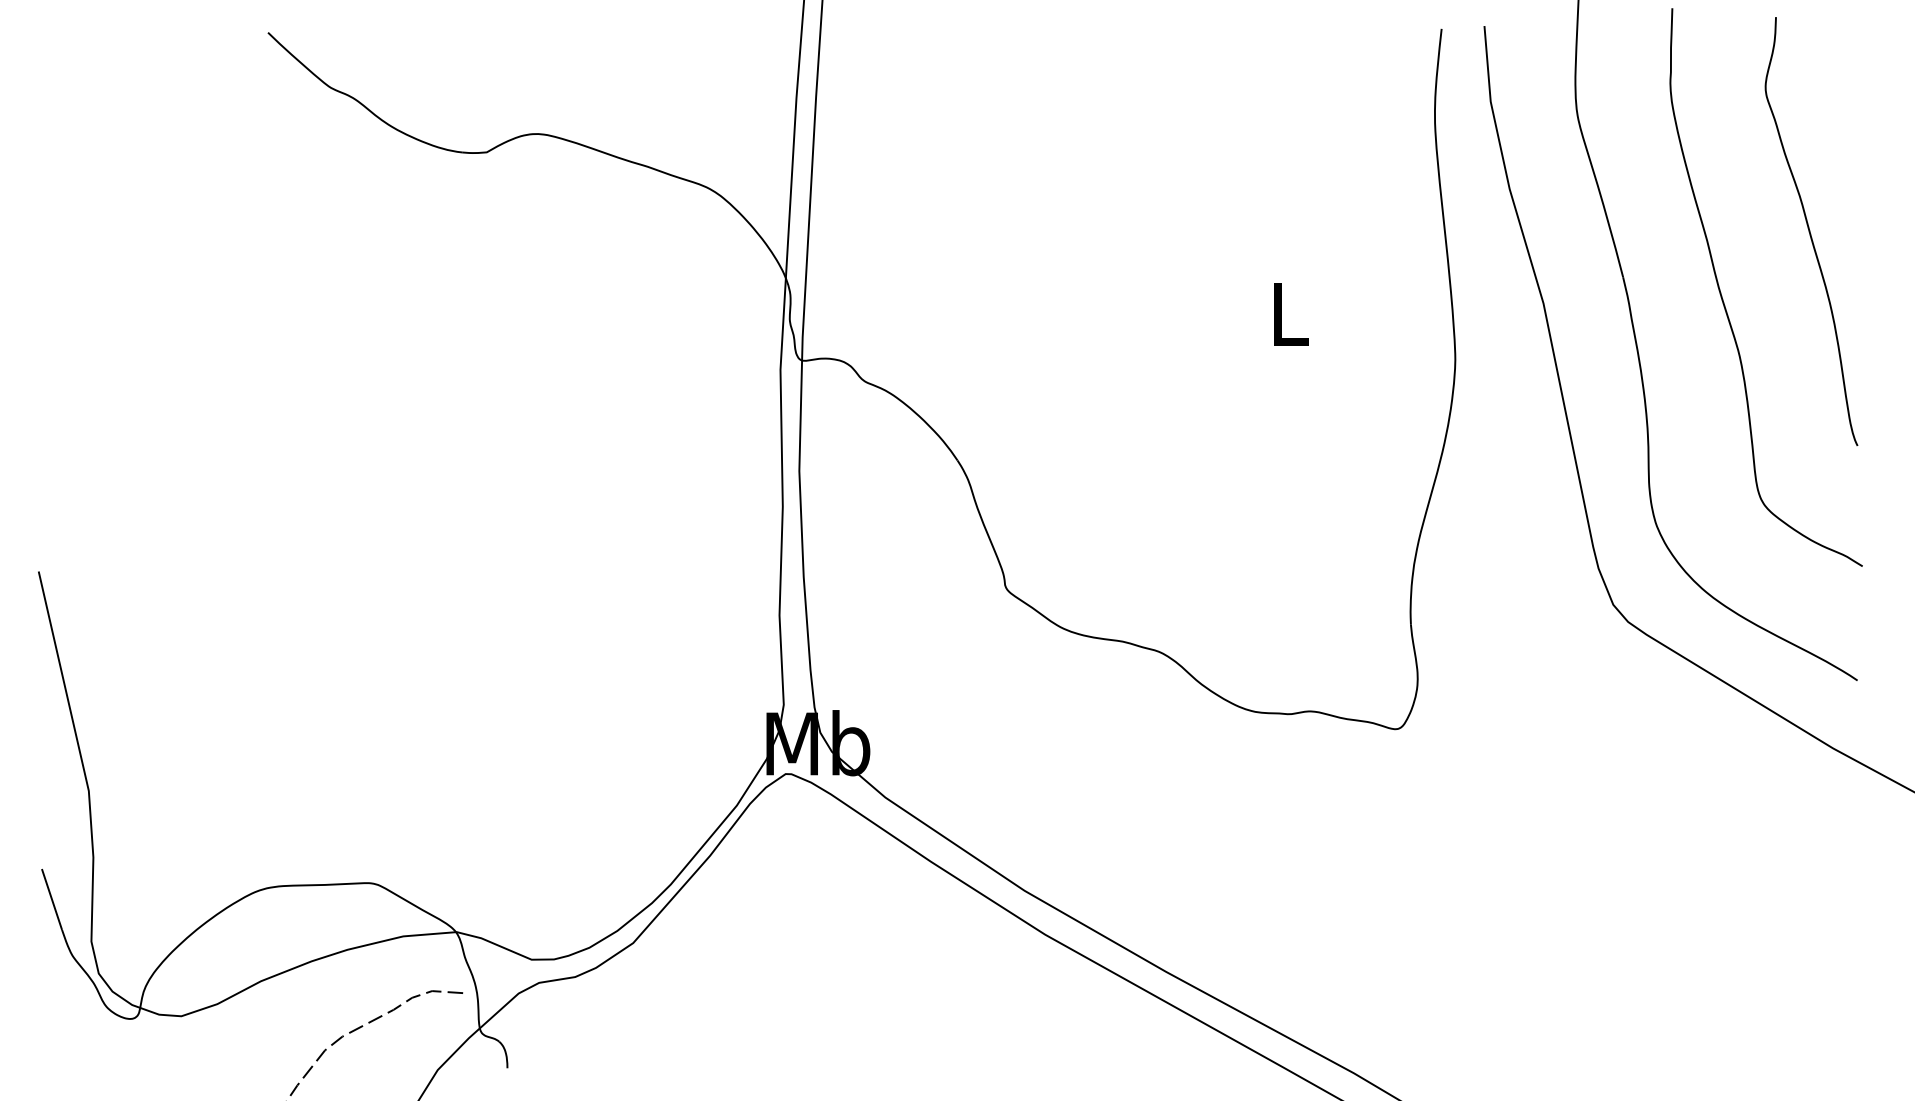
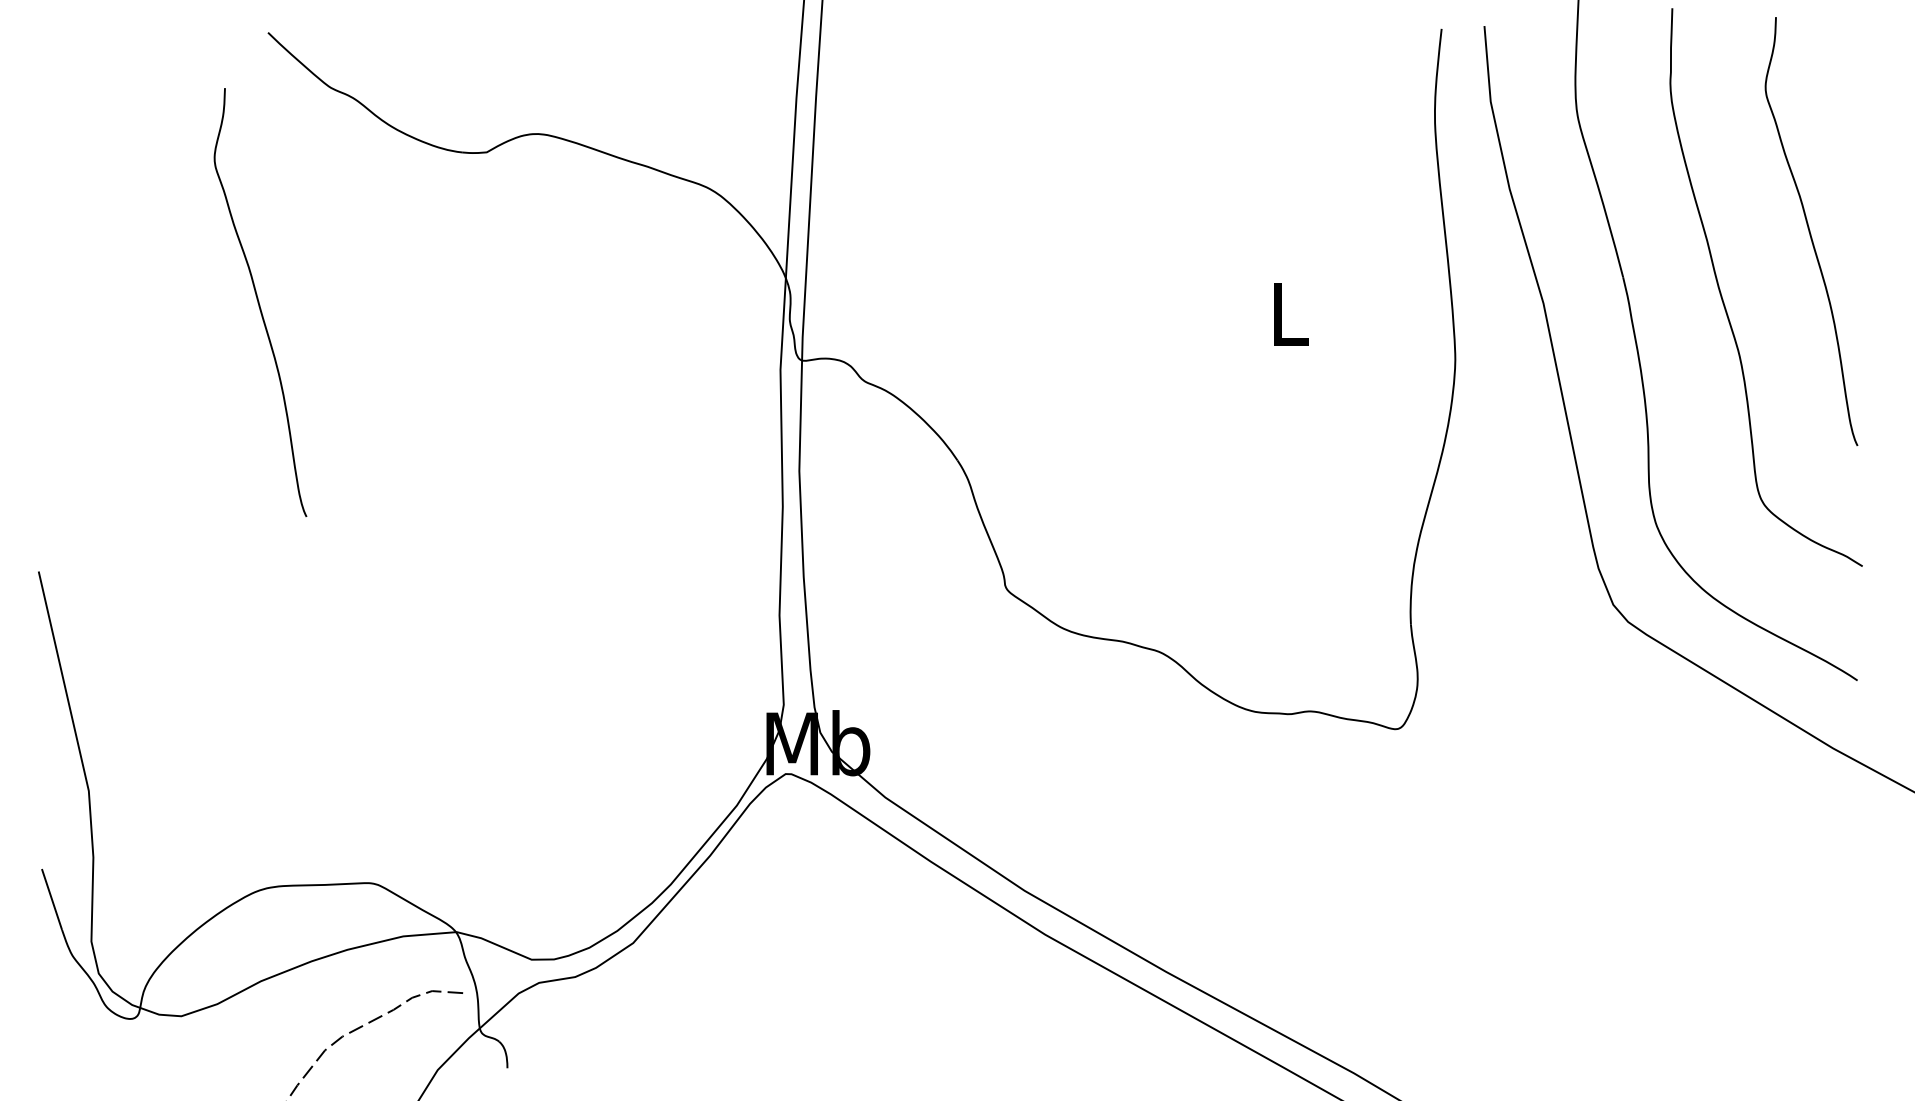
curve: none -> present (259, 302)
